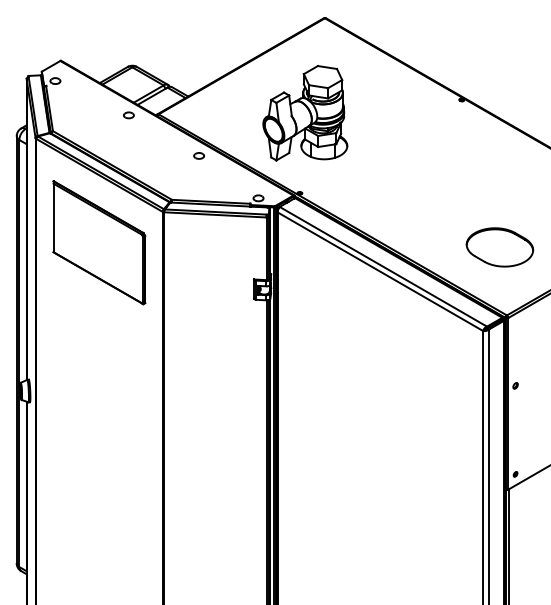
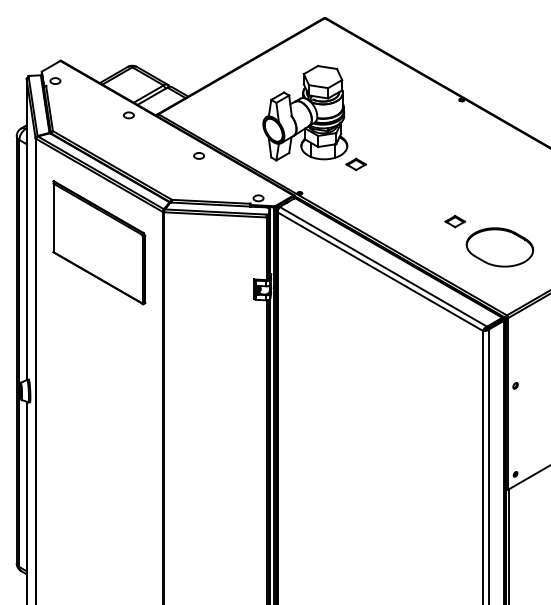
part: none -> present (355, 164)
part: none -> present (454, 221)
